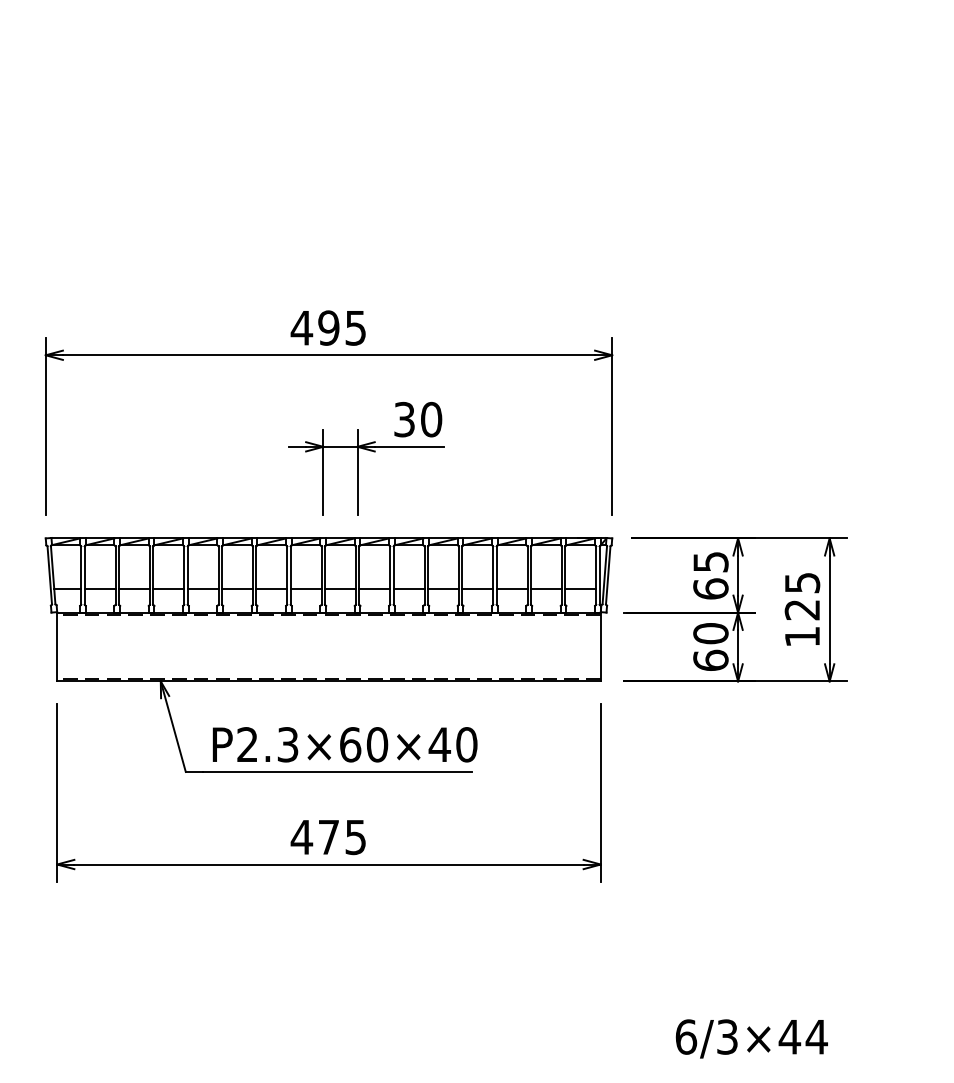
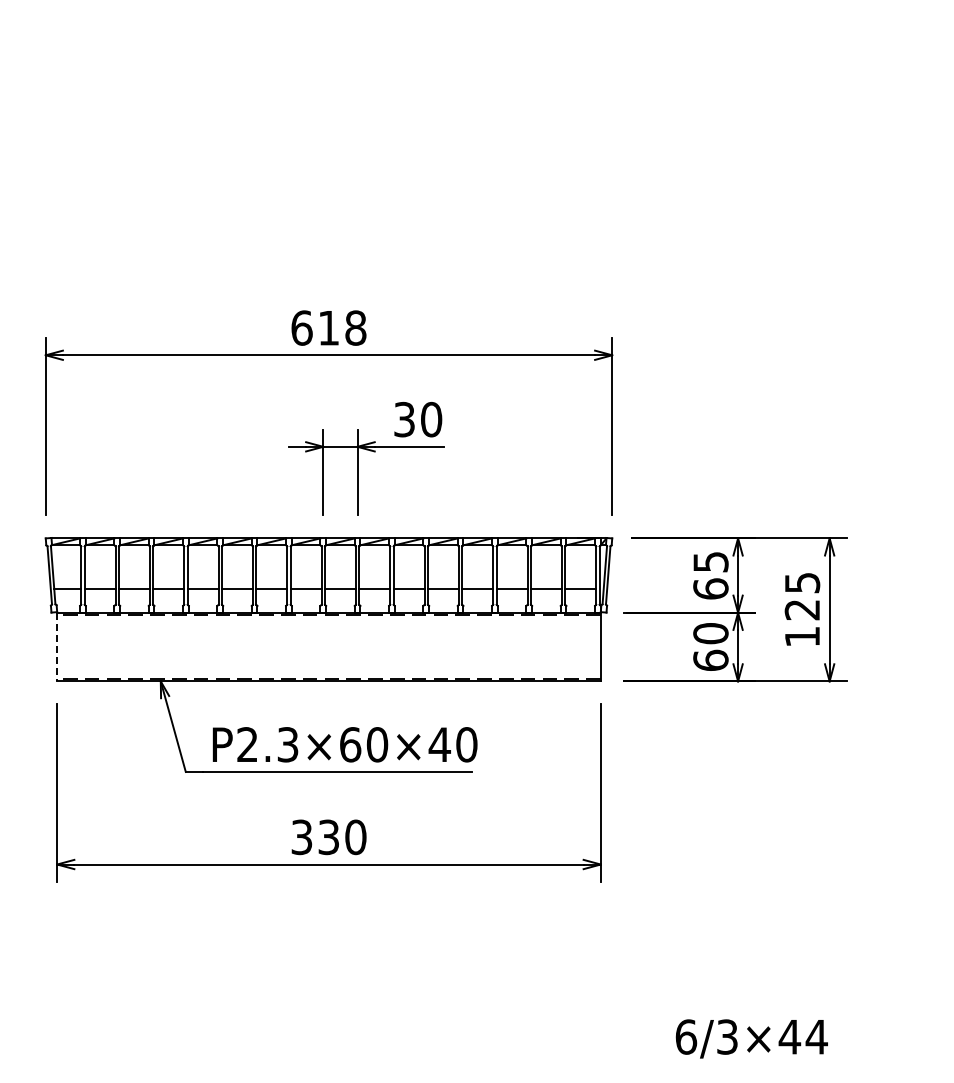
text: 495 -> 618 (328, 327)
line: solid -> dashed (57, 647)
text: 475 -> 330 (328, 837)
